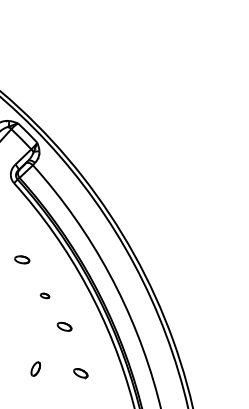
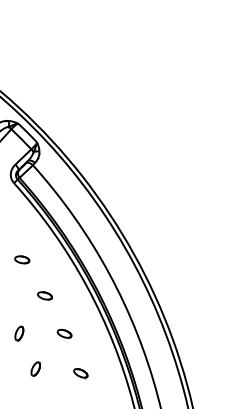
part size: 12x8 px -> 16x10 px (44, 295)
part position: (64, 326) -> (64, 333) (64, 333)
part: none -> present (19, 333)
